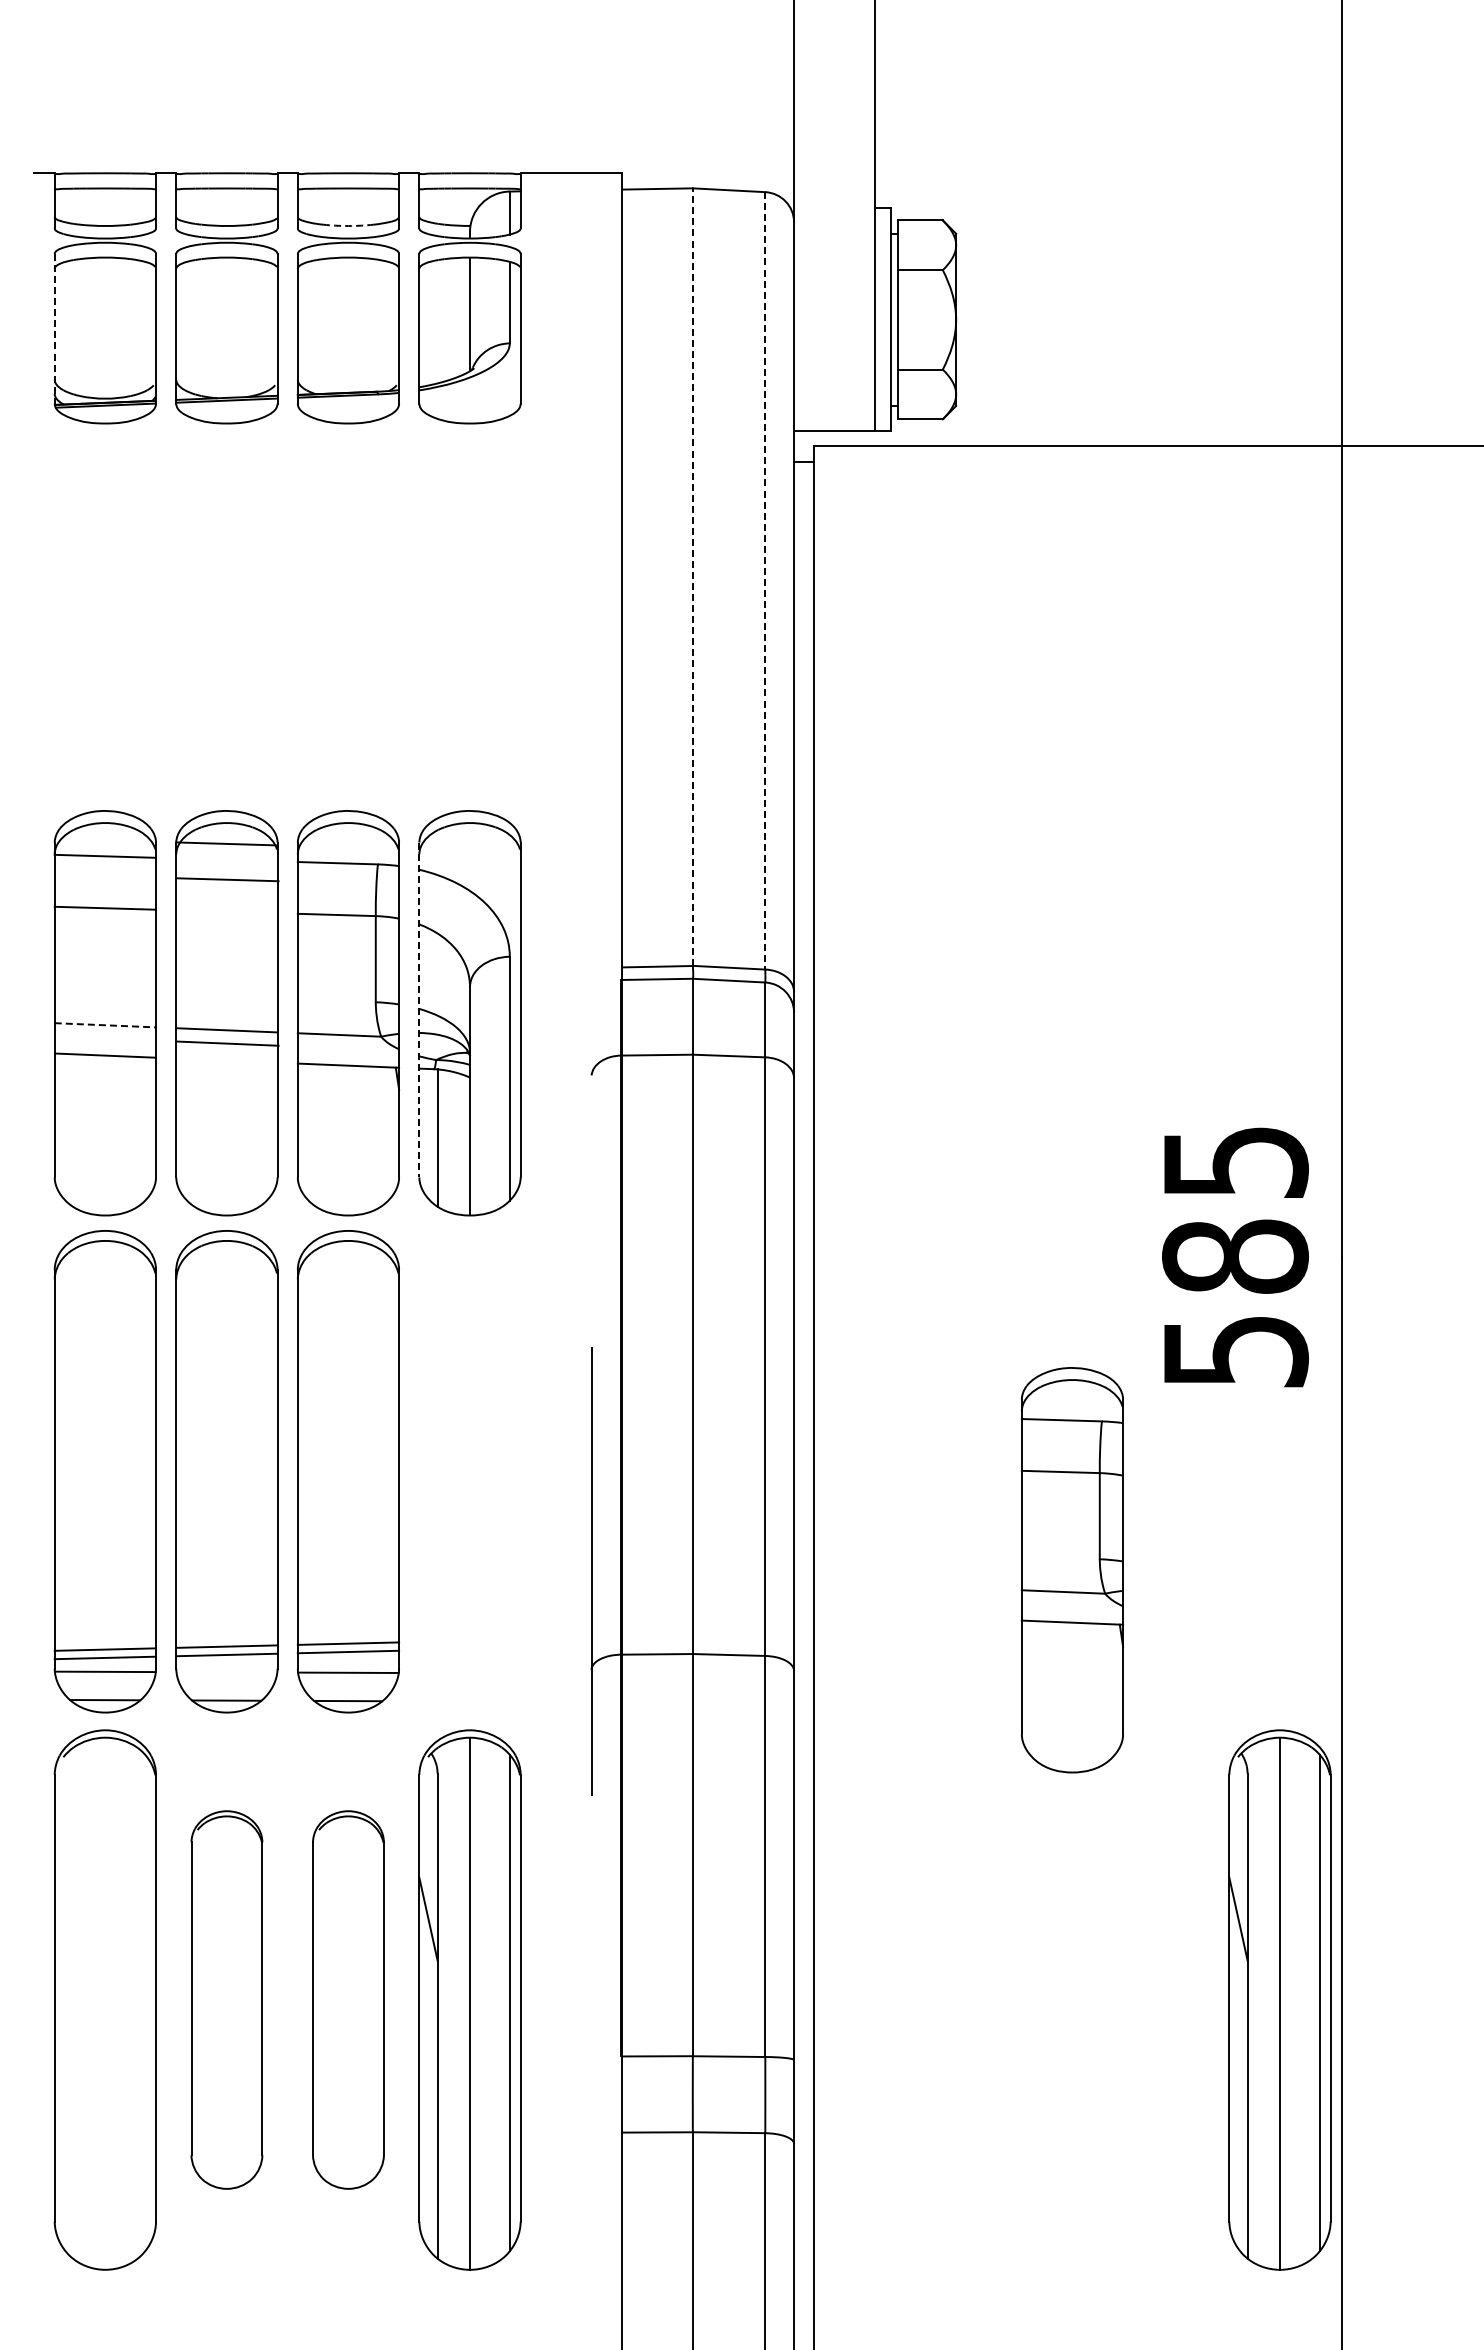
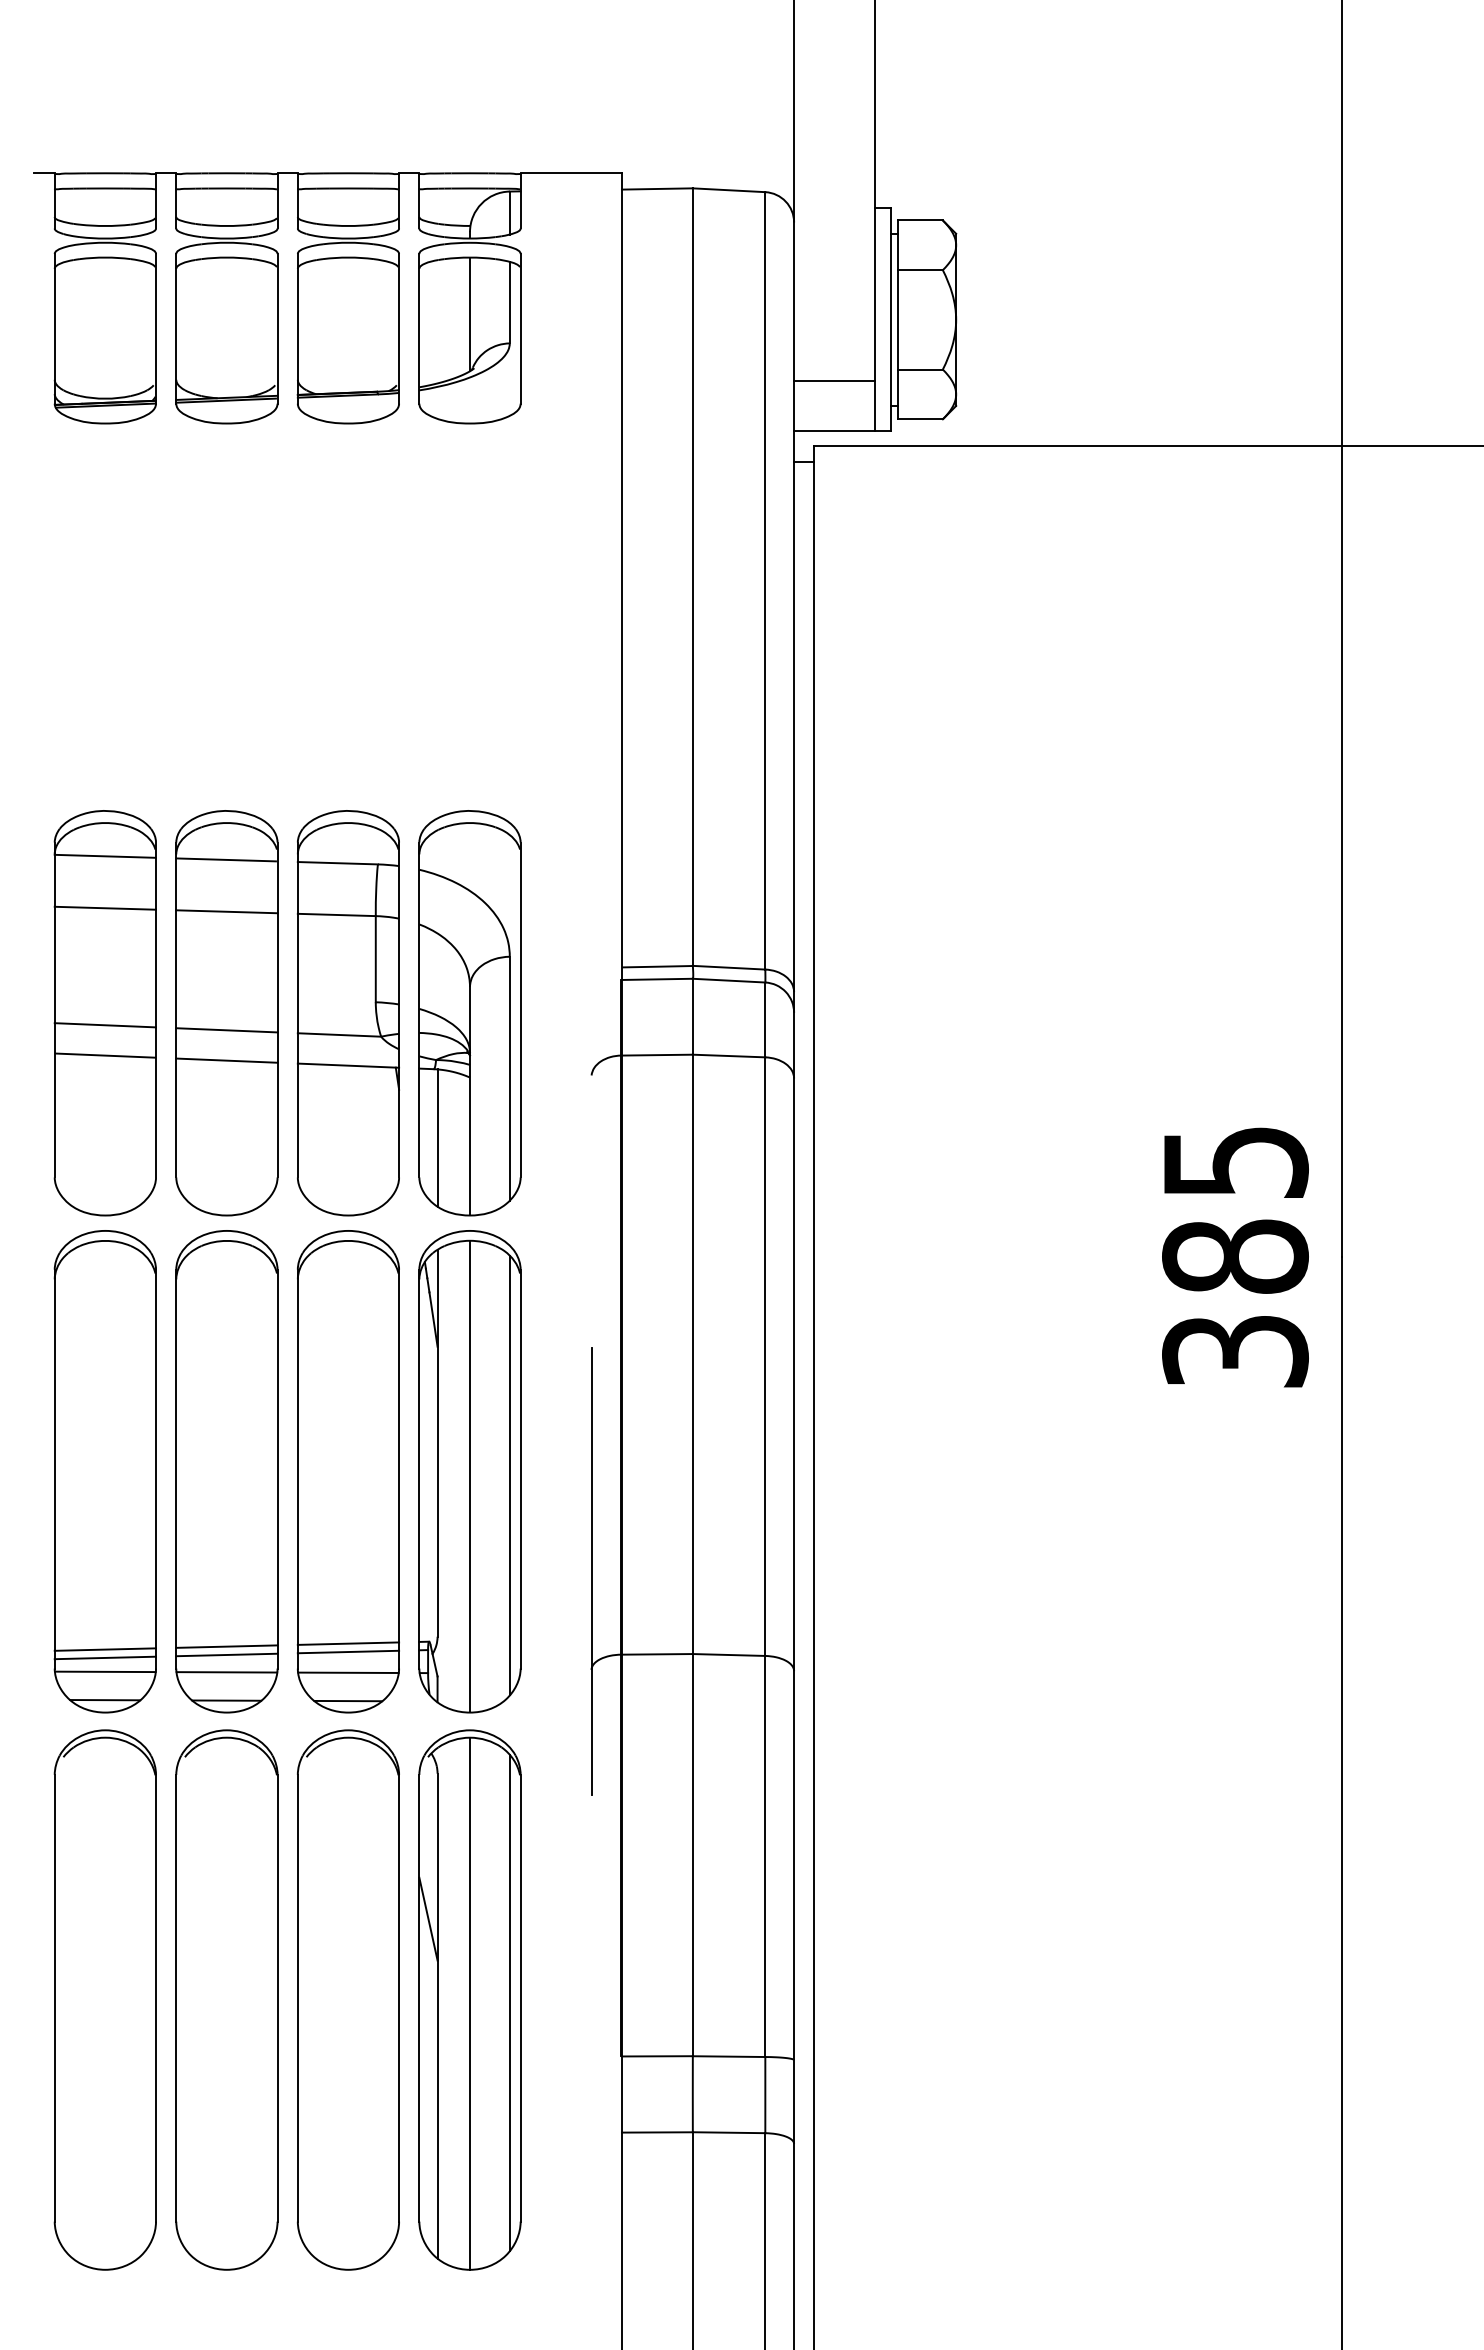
arc: dashed -> solid (348, 226)
line: dashed -> solid (54, 328)
line: none -> present (834, 380)
line: dashed -> solid (692, 577)
line: dashed -> solid (765, 580)
line position: (225, 843) -> (225, 859) (225, 859)
line position: (227, 879) -> (226, 911) (226, 911)
line: dashed -> solid (419, 1010)
line: dashed -> solid (105, 1025)
line position: (227, 1043) -> (226, 1060) (226, 1060)
text: 585 -> 385 (1235, 1351)
part: none -> present (469, 1471)
part: present -> none (1071, 1570)
line: none -> present (226, 1672)
part size: 74x380 px -> 104x542 px (226, 1999)
part size: 73x380 px -> 103x542 px (348, 1999)
part: present -> none (1279, 1999)
